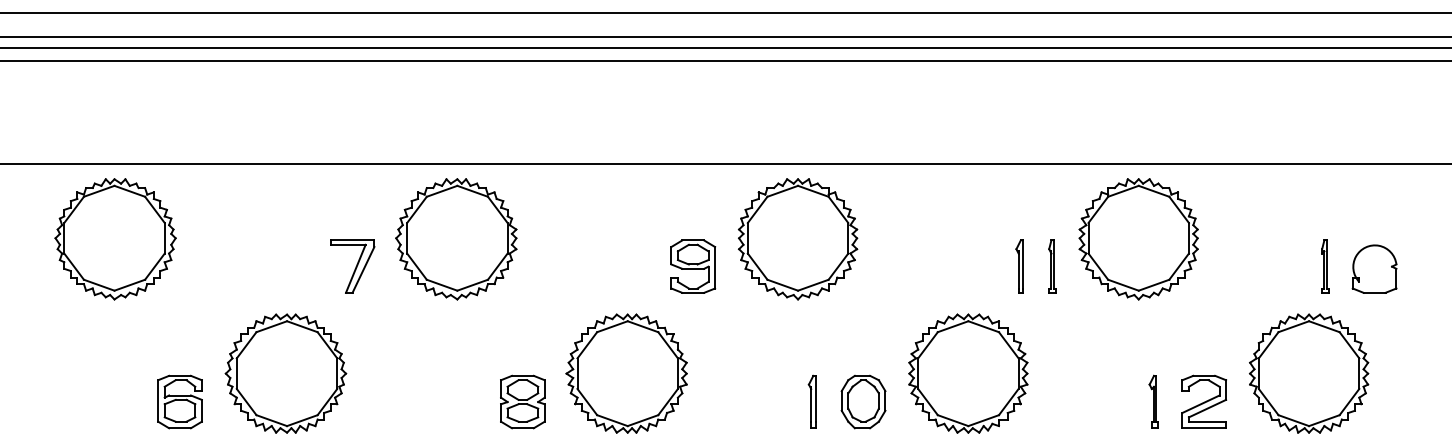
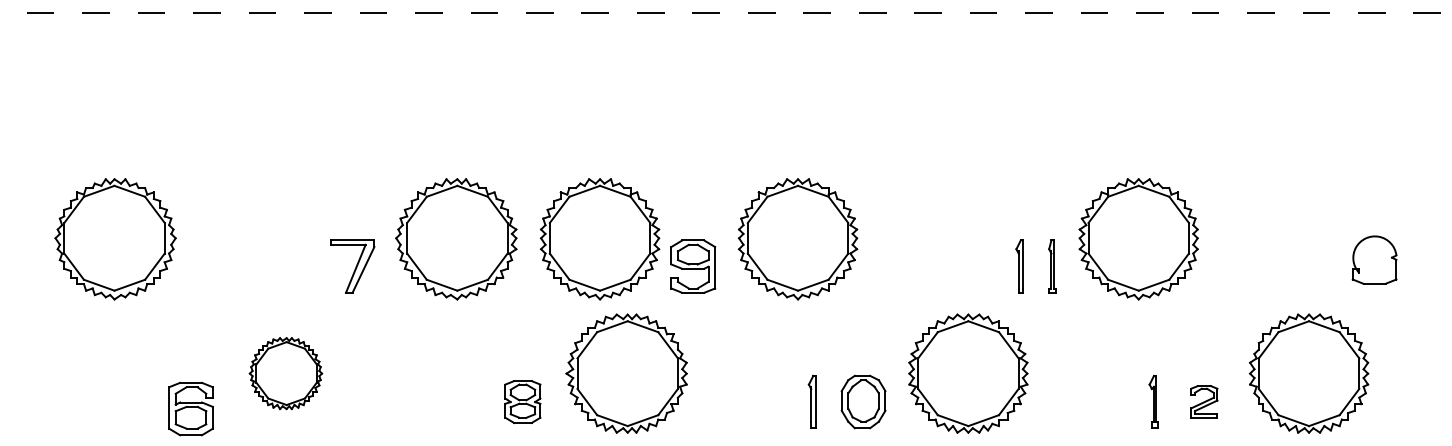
line: solid -> dashed (726, 13)
line: present -> none (725, 37)
line: present -> none (725, 48)
line: present -> none (725, 61)
line: present -> none (725, 164)
part: none -> present (600, 239)
part: present -> none (1325, 266)
part position: (1374, 268) -> (1374, 259) (1374, 259)
part size: 124x121 px -> 76x74 px (285, 373)
part position: (179, 401) -> (190, 408) (190, 408)
part size: 46x56 px -> 38x45 px (522, 402)
part size: 47x55 px -> 29x34 px (1204, 401)
